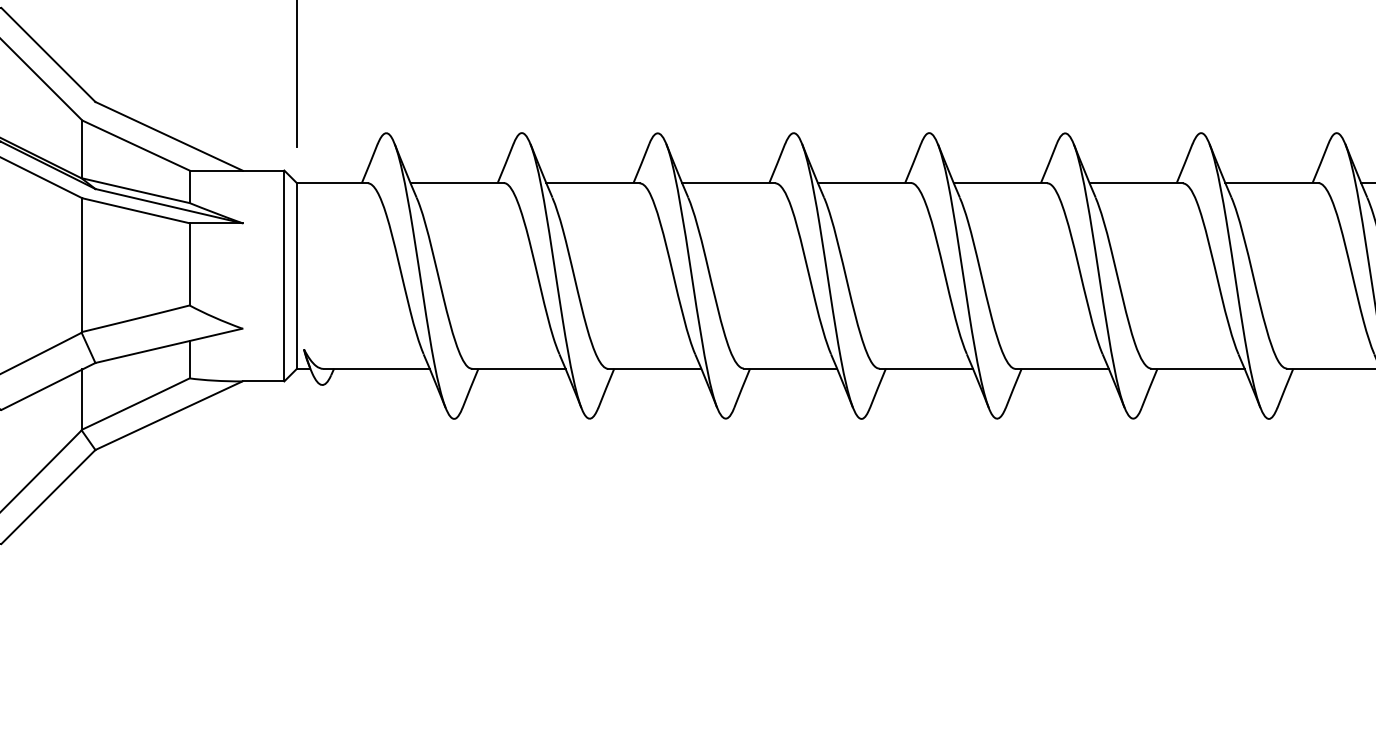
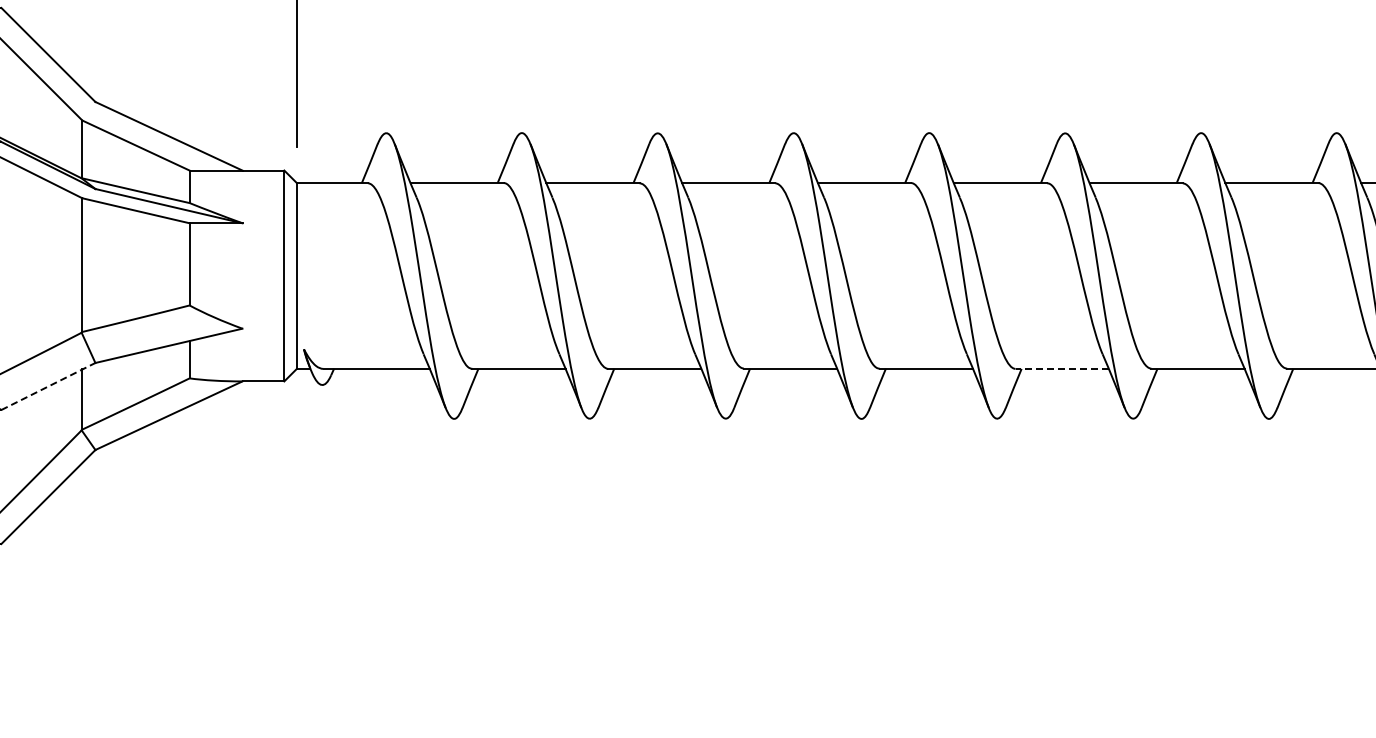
line: solid -> dashed (1062, 368)
line: solid -> dashed (48, 386)
